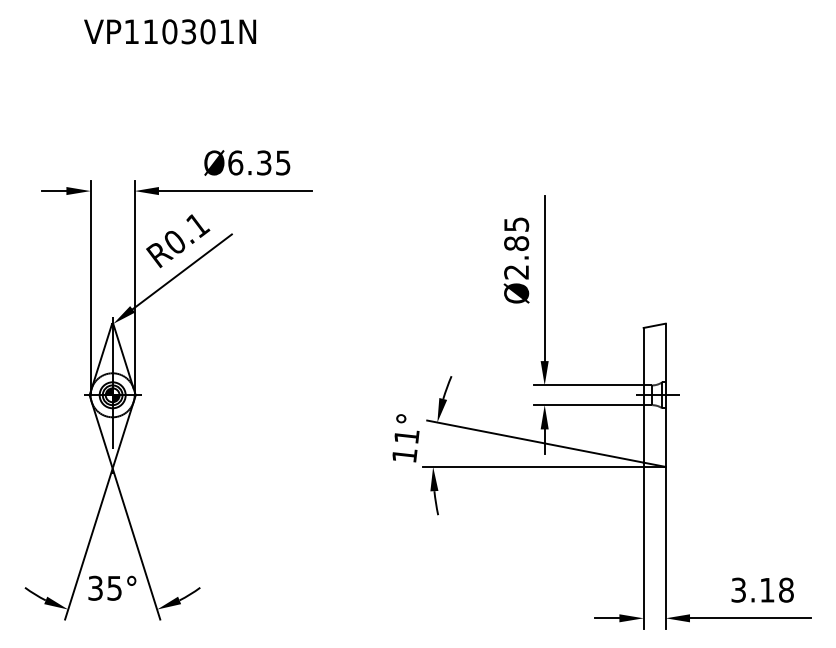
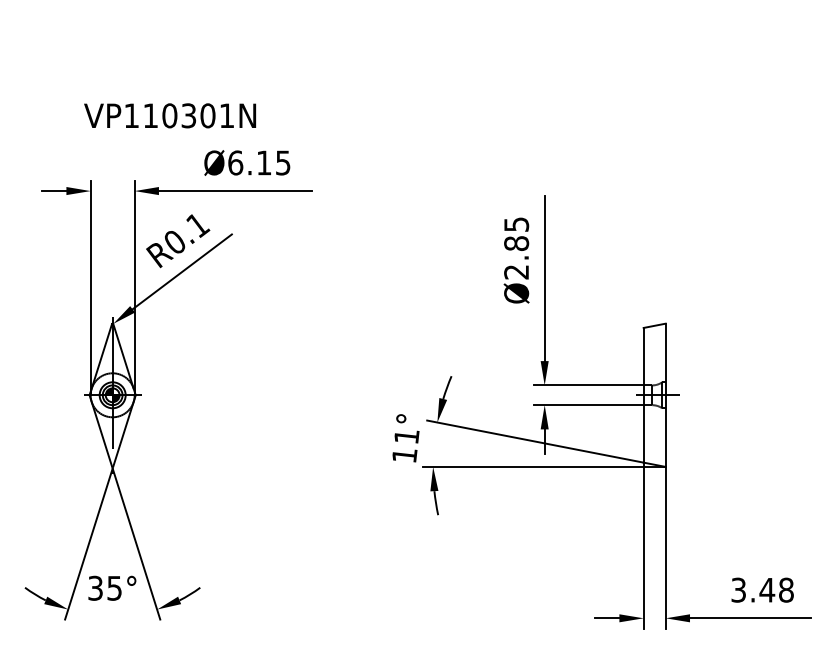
text position: (170, 31) -> (170, 115) (170, 115)
text: Ø6.35 -> Ø6.15 (264, 162)
text: 3.18 -> 3.48 (767, 590)
